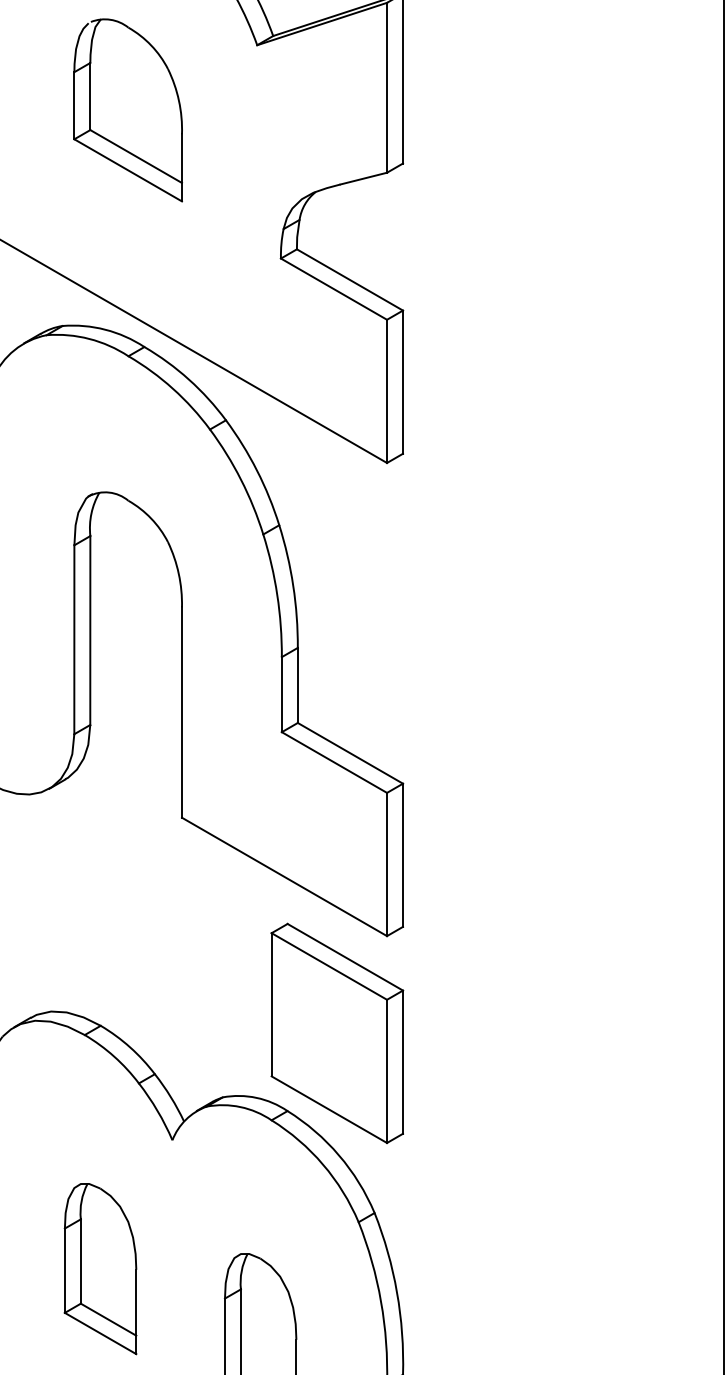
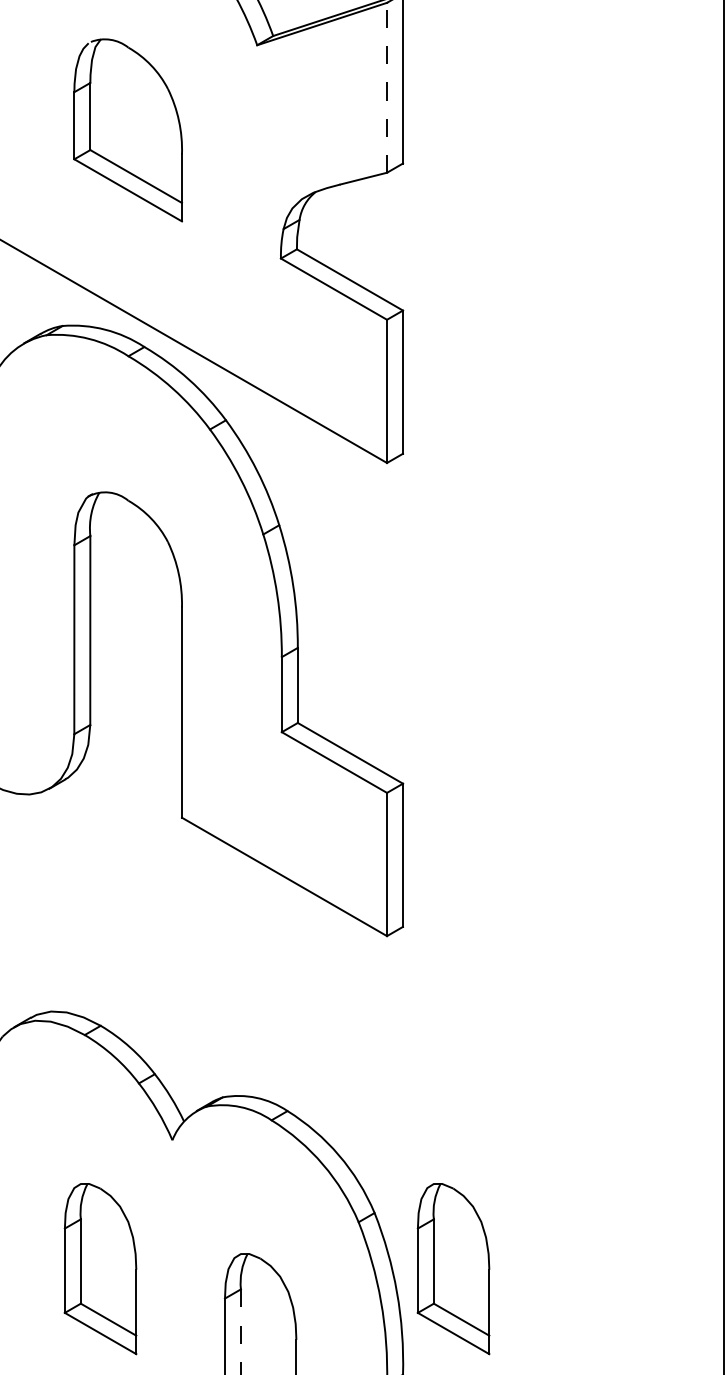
line: solid -> dashed (387, 87)
part position: (127, 110) -> (127, 130) (127, 130)
part: present -> none (337, 1033)
part: none -> present (453, 1269)
line: solid -> dashed (240, 1332)
